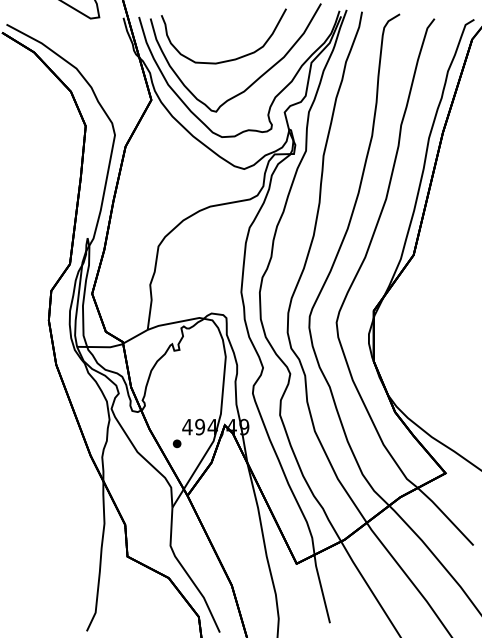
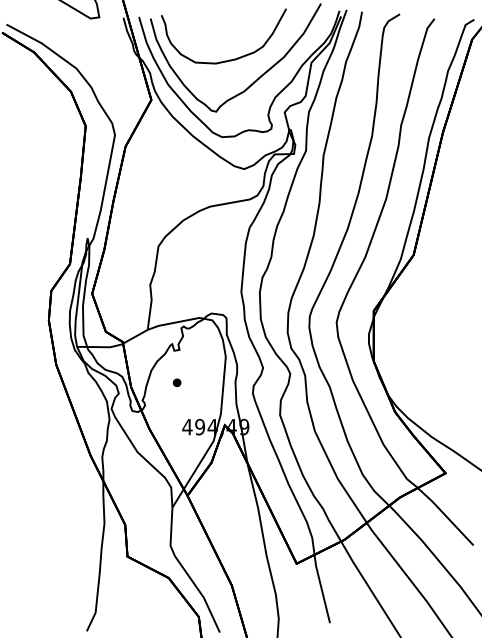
part position: (176, 443) -> (176, 382) (176, 382)
